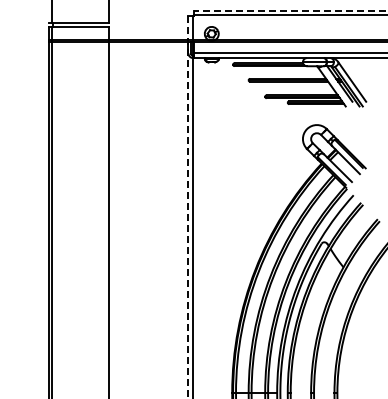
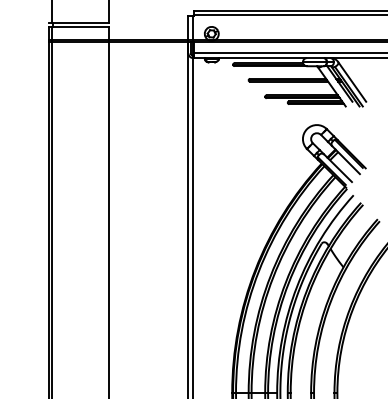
line: dashed -> solid (290, 10)
line: dashed -> solid (188, 208)
